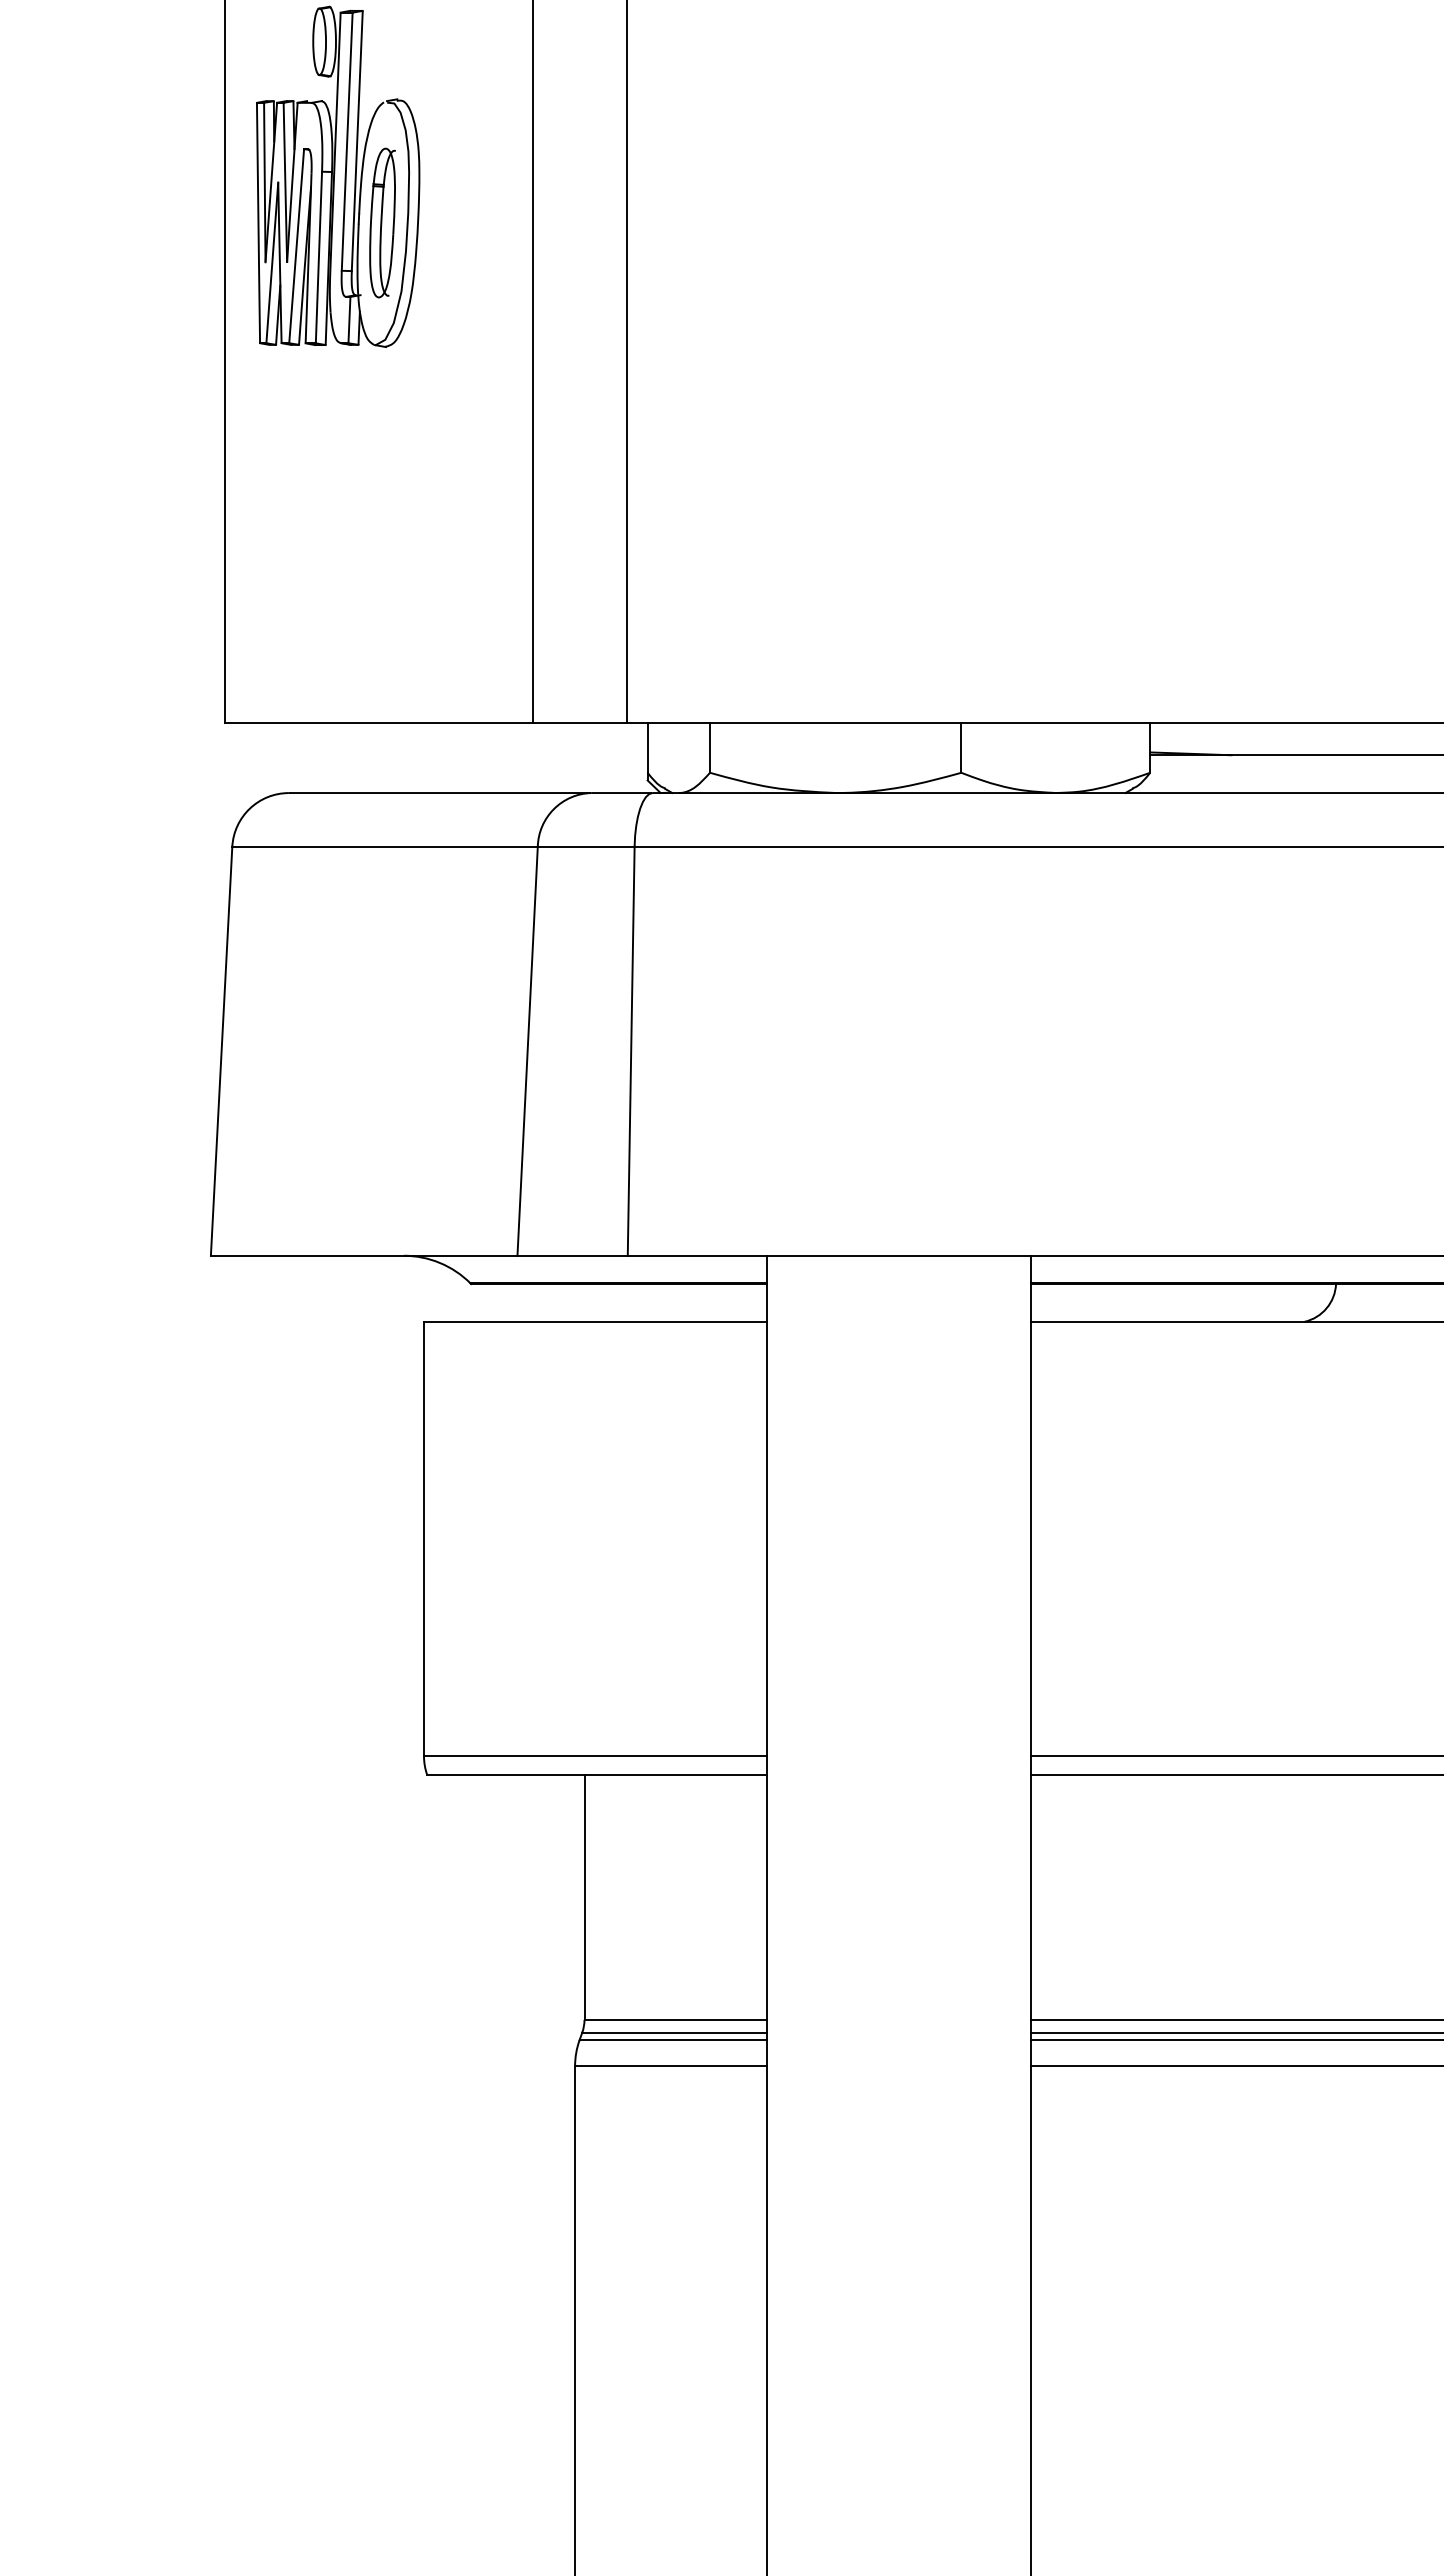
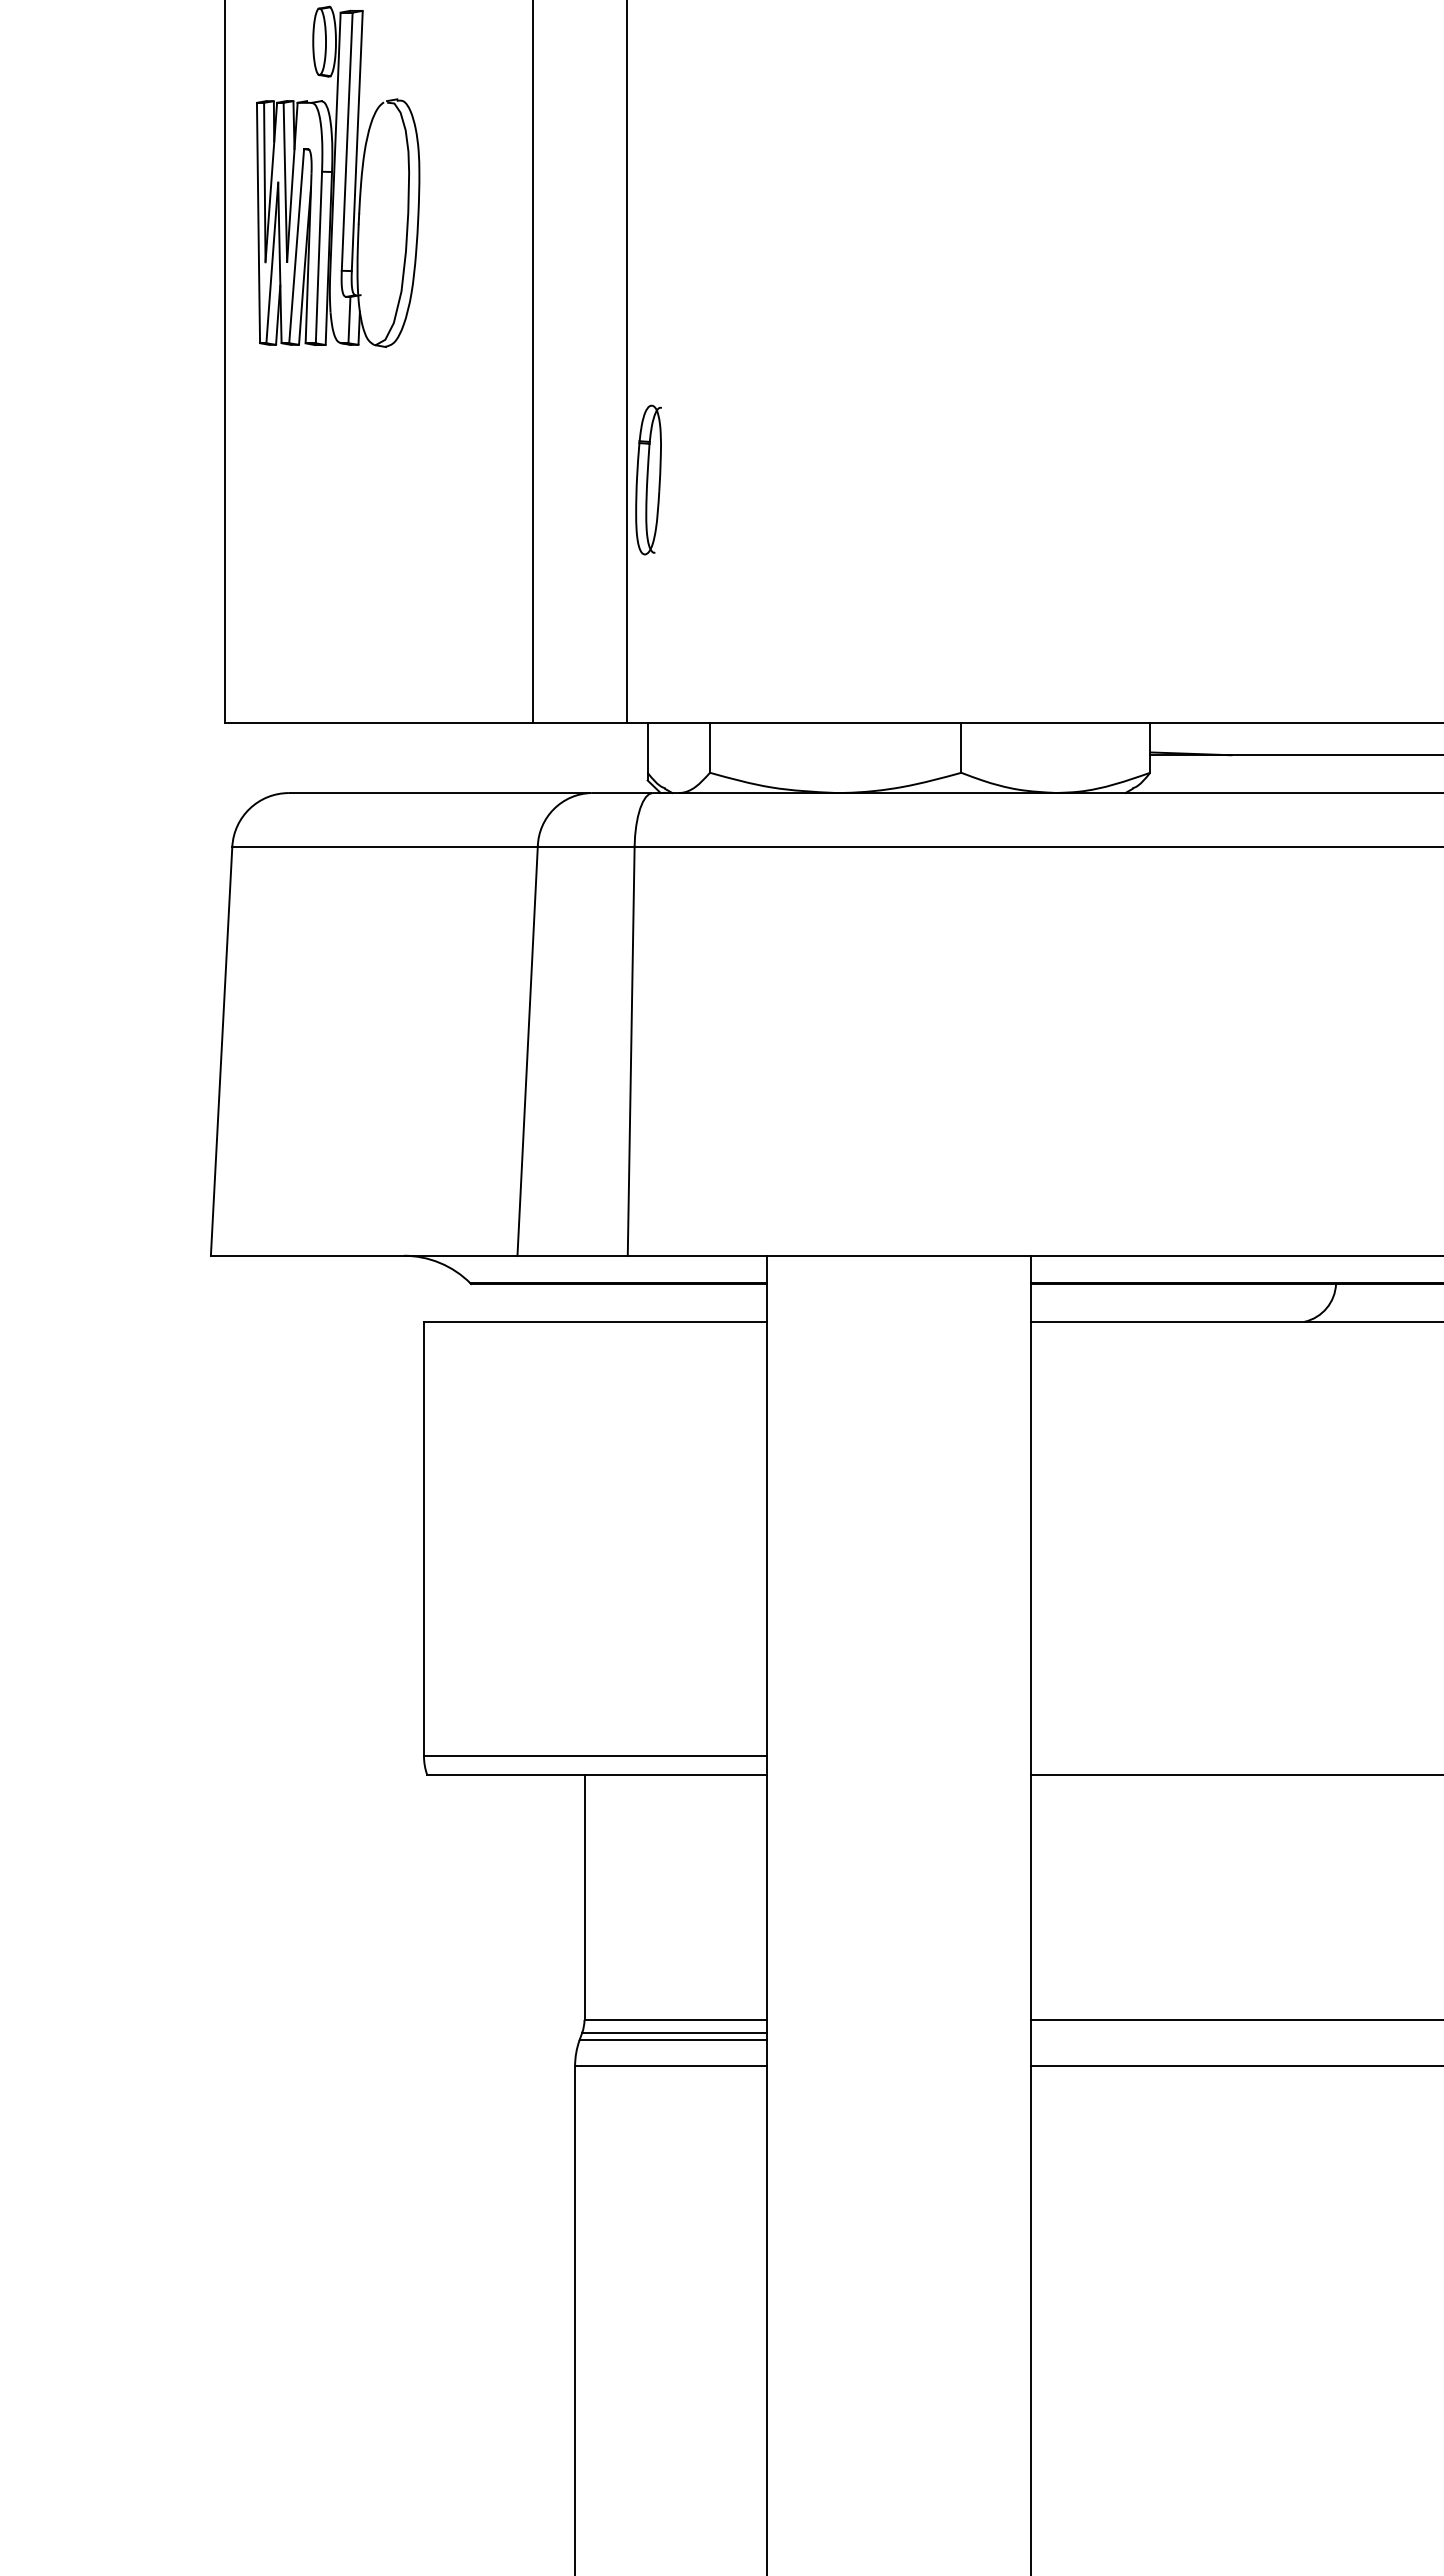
part position: (382, 222) -> (648, 479) (648, 479)
line: present -> none (1235, 1756)
line: present -> none (1235, 2032)
line: present -> none (1235, 2040)
